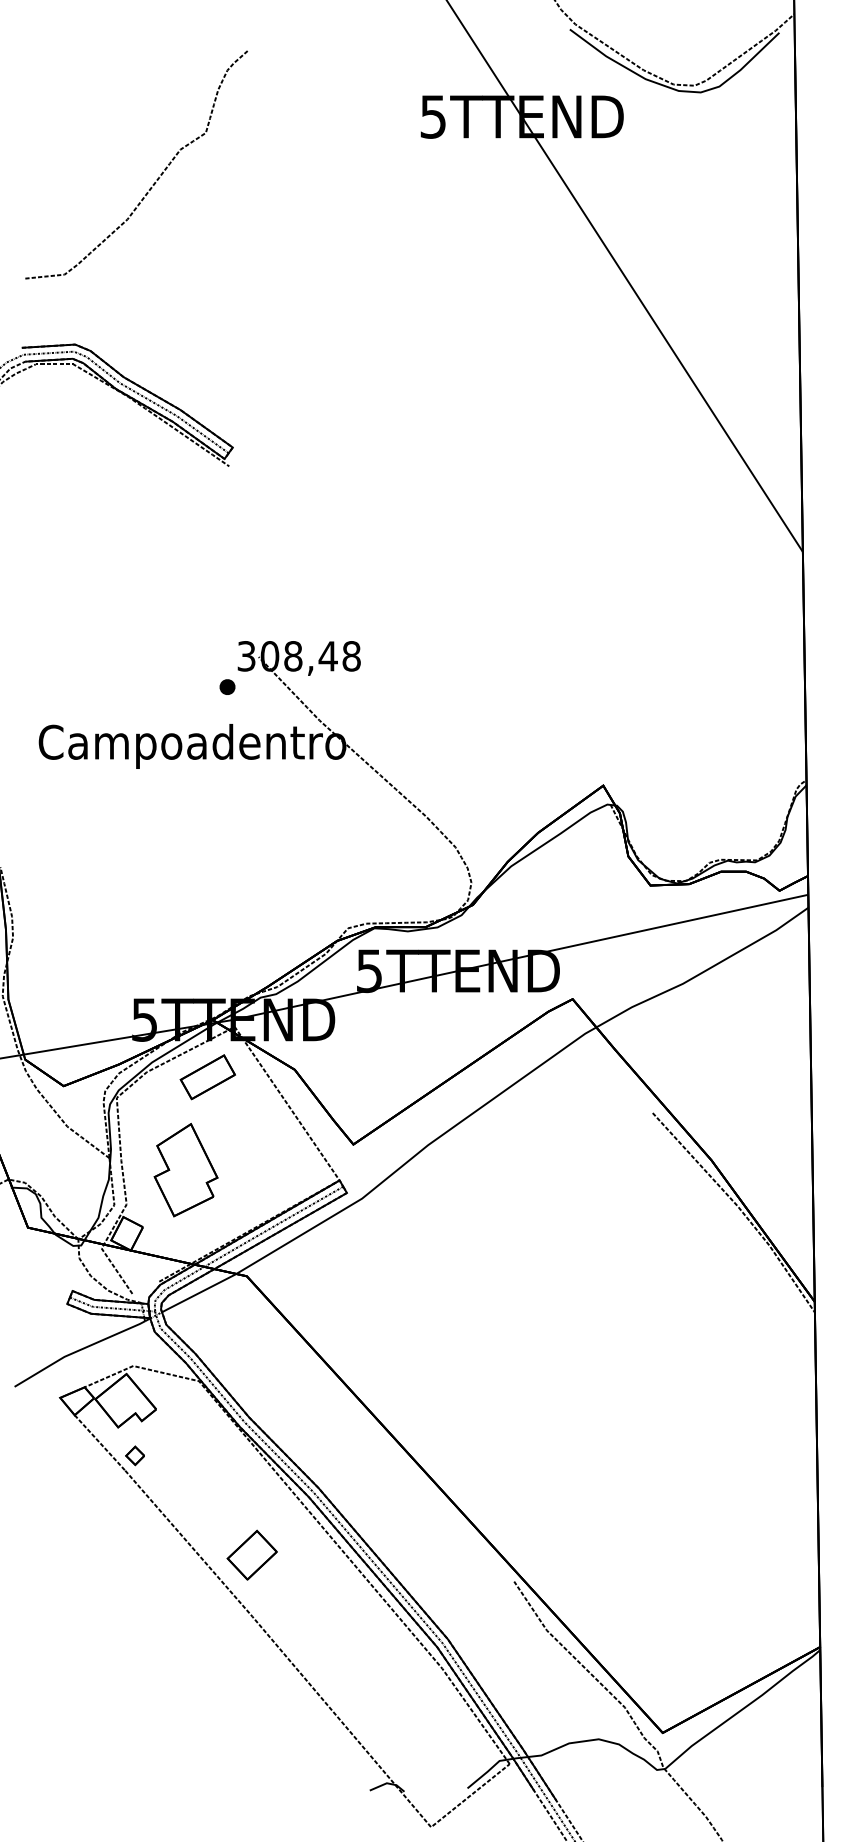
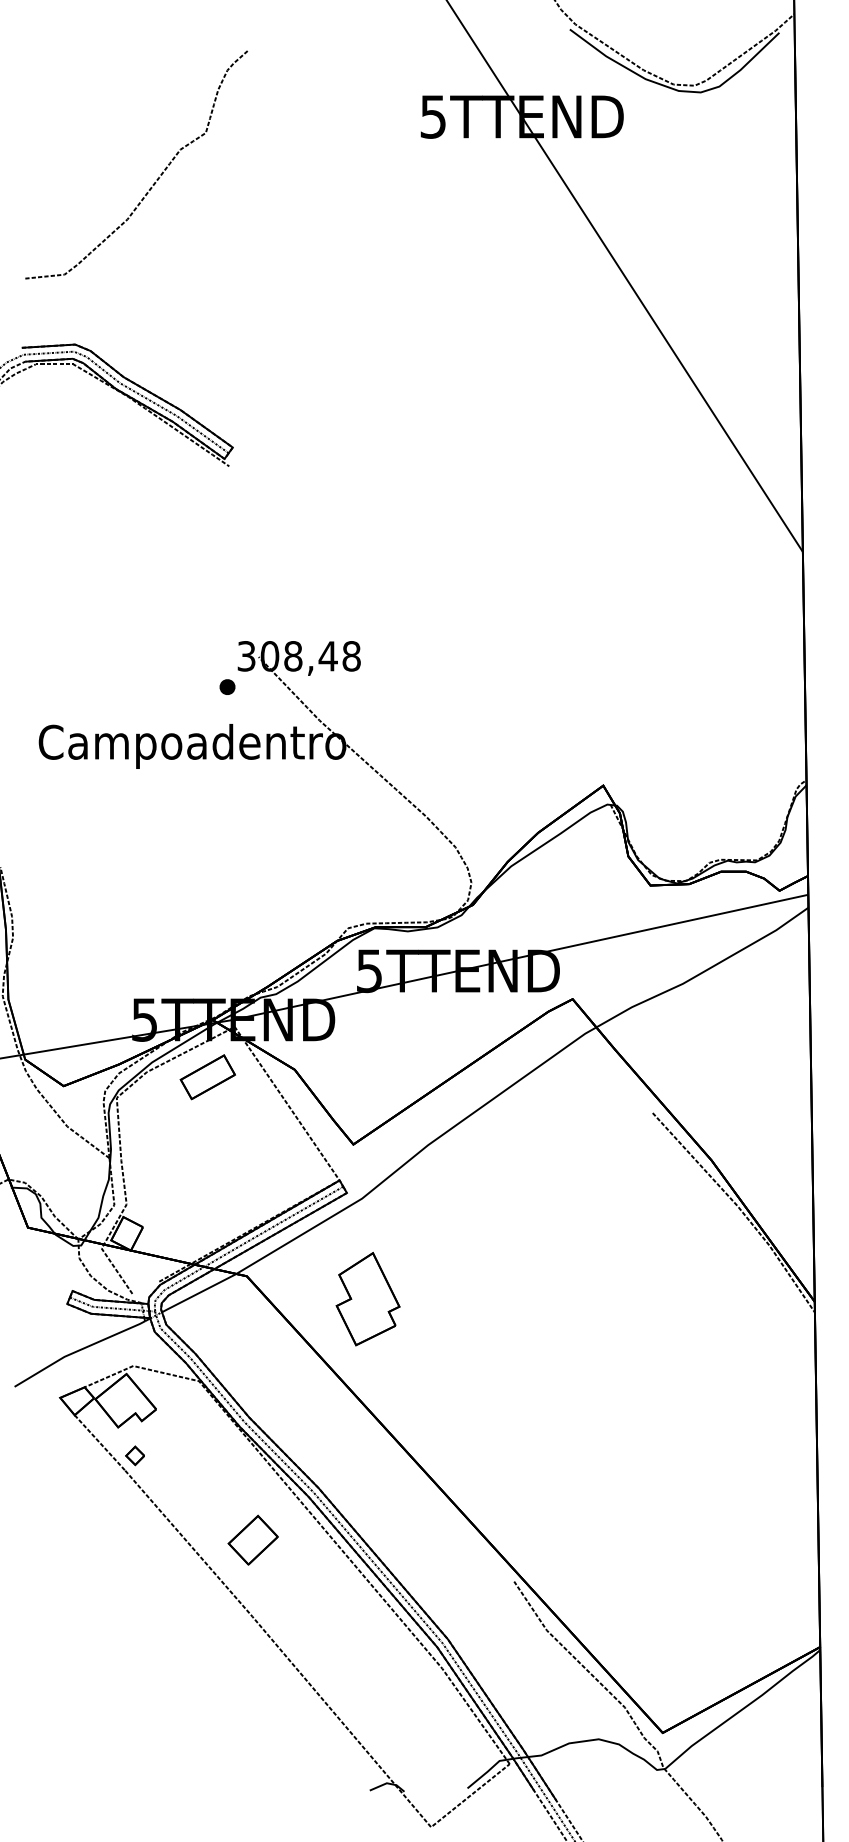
part position: (185, 1170) -> (367, 1299) (367, 1299)
part position: (251, 1554) -> (252, 1539) (252, 1539)
